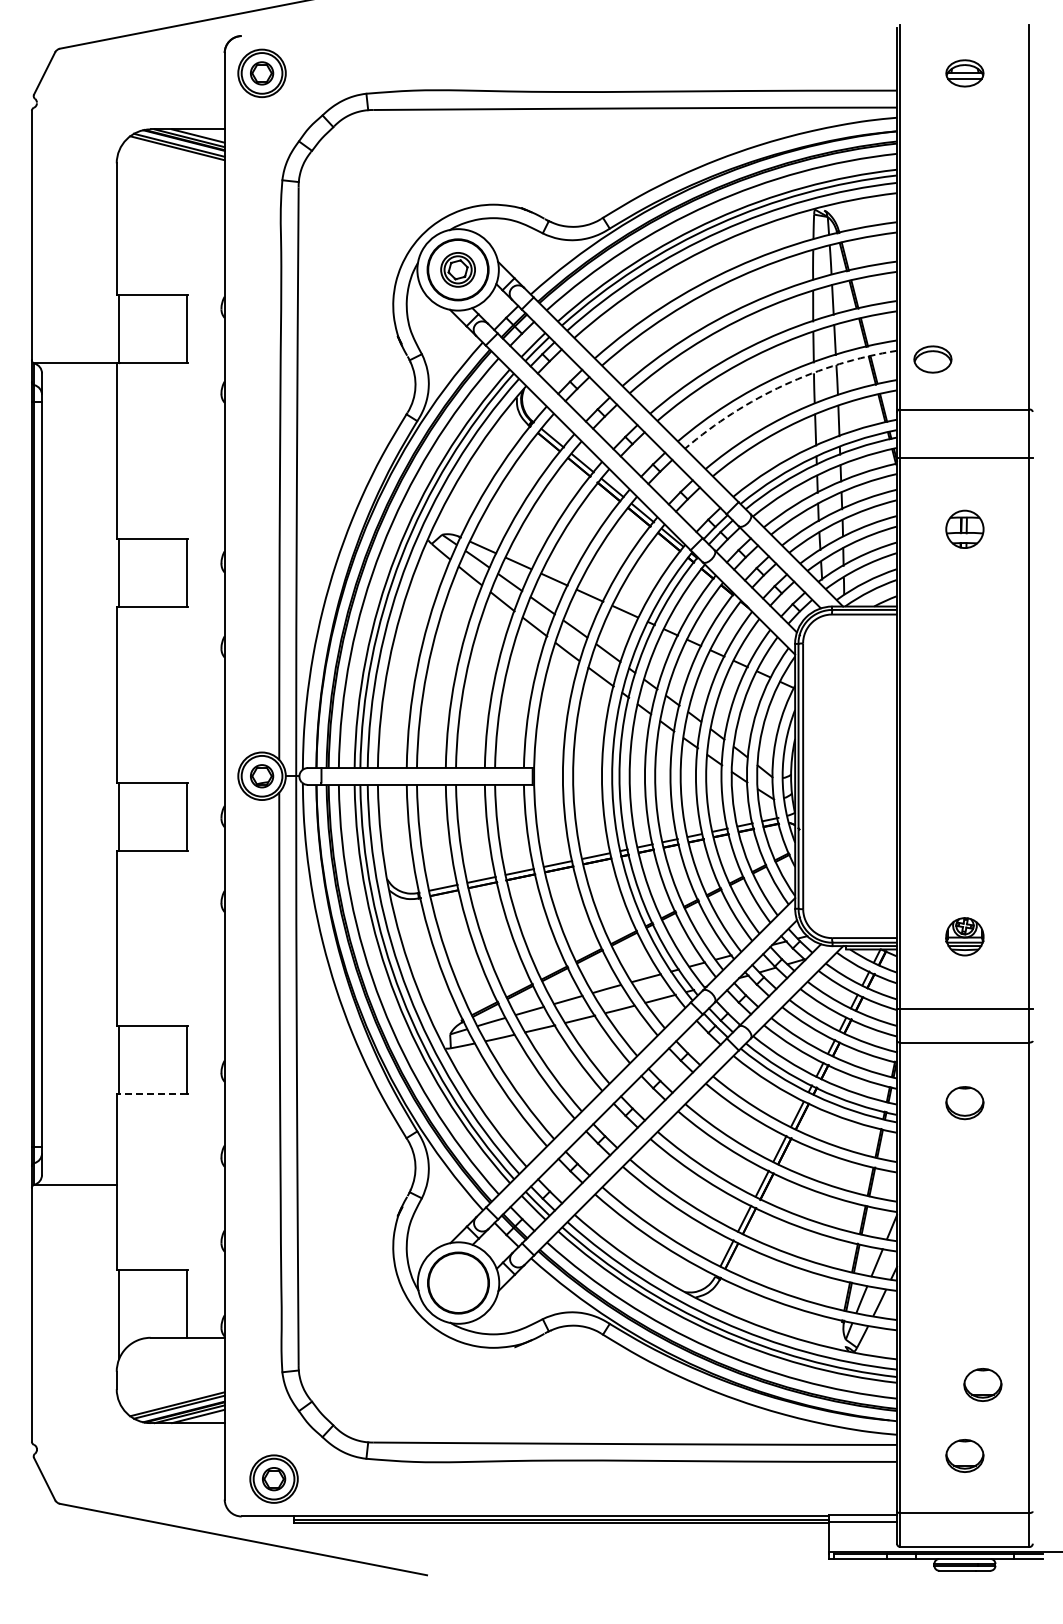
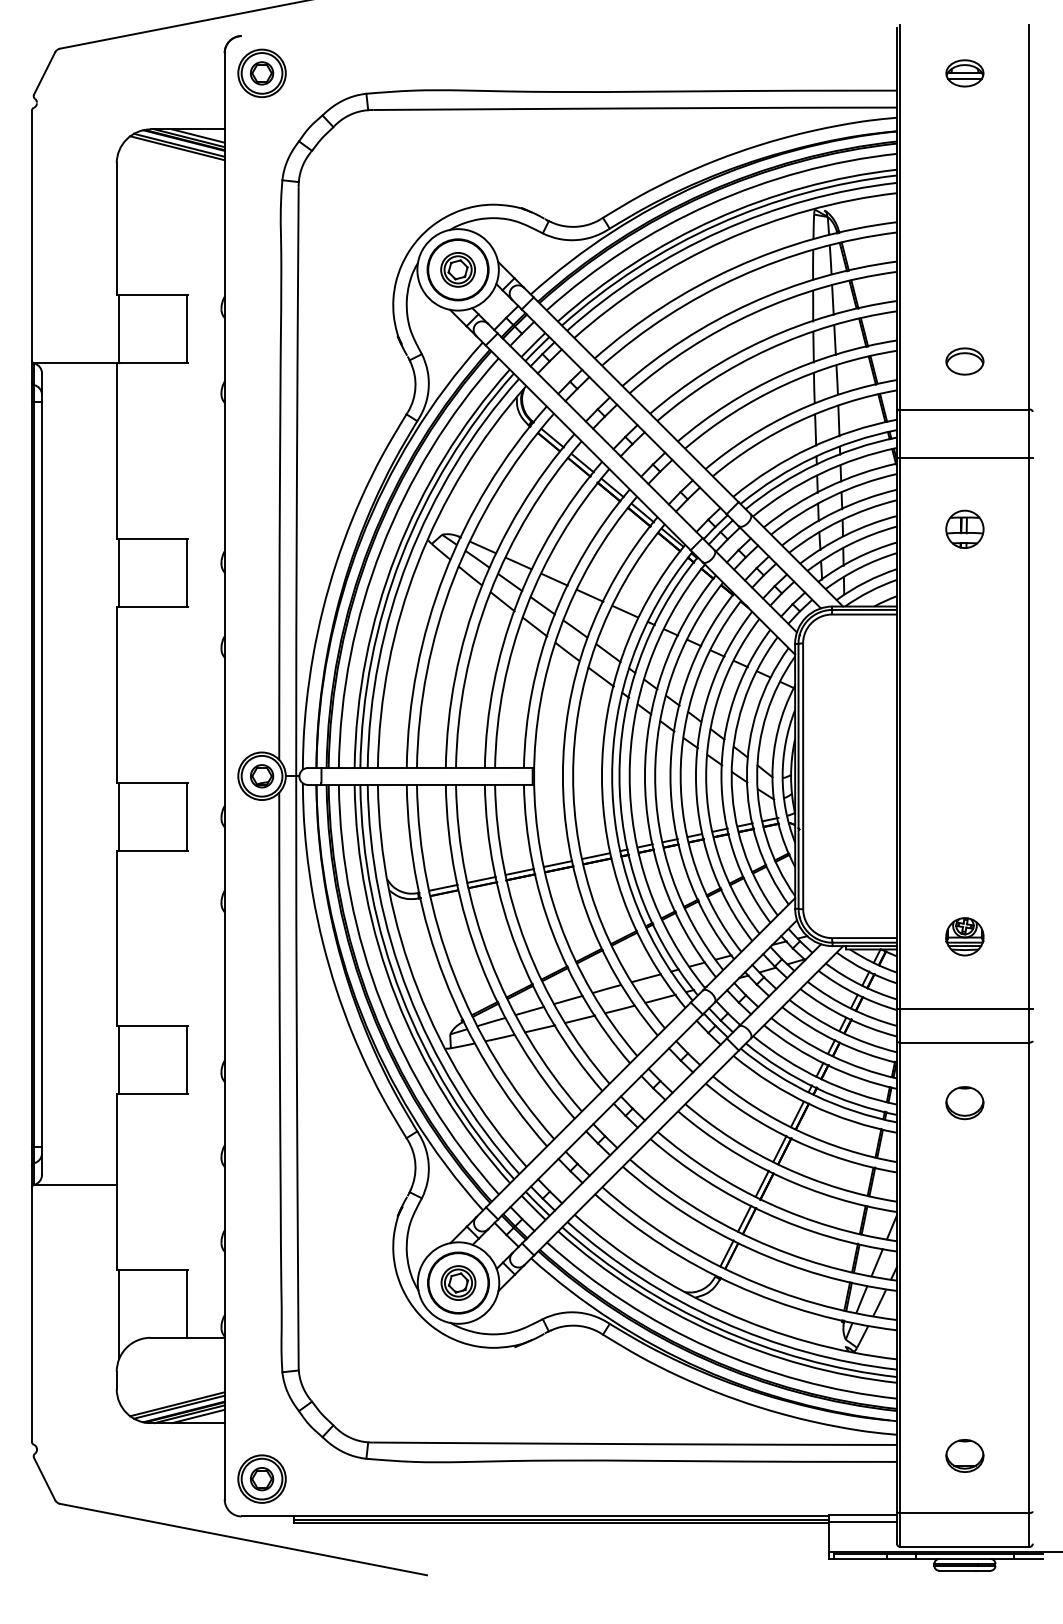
part position: (932, 359) -> (964, 361) (964, 361)
arc: dashed -> solid (784, 385)
line: dashed -> solid (153, 1094)
part: none -> present (458, 1282)
part: present -> none (982, 1384)
part position: (273, 1478) -> (261, 1478) (261, 1478)
